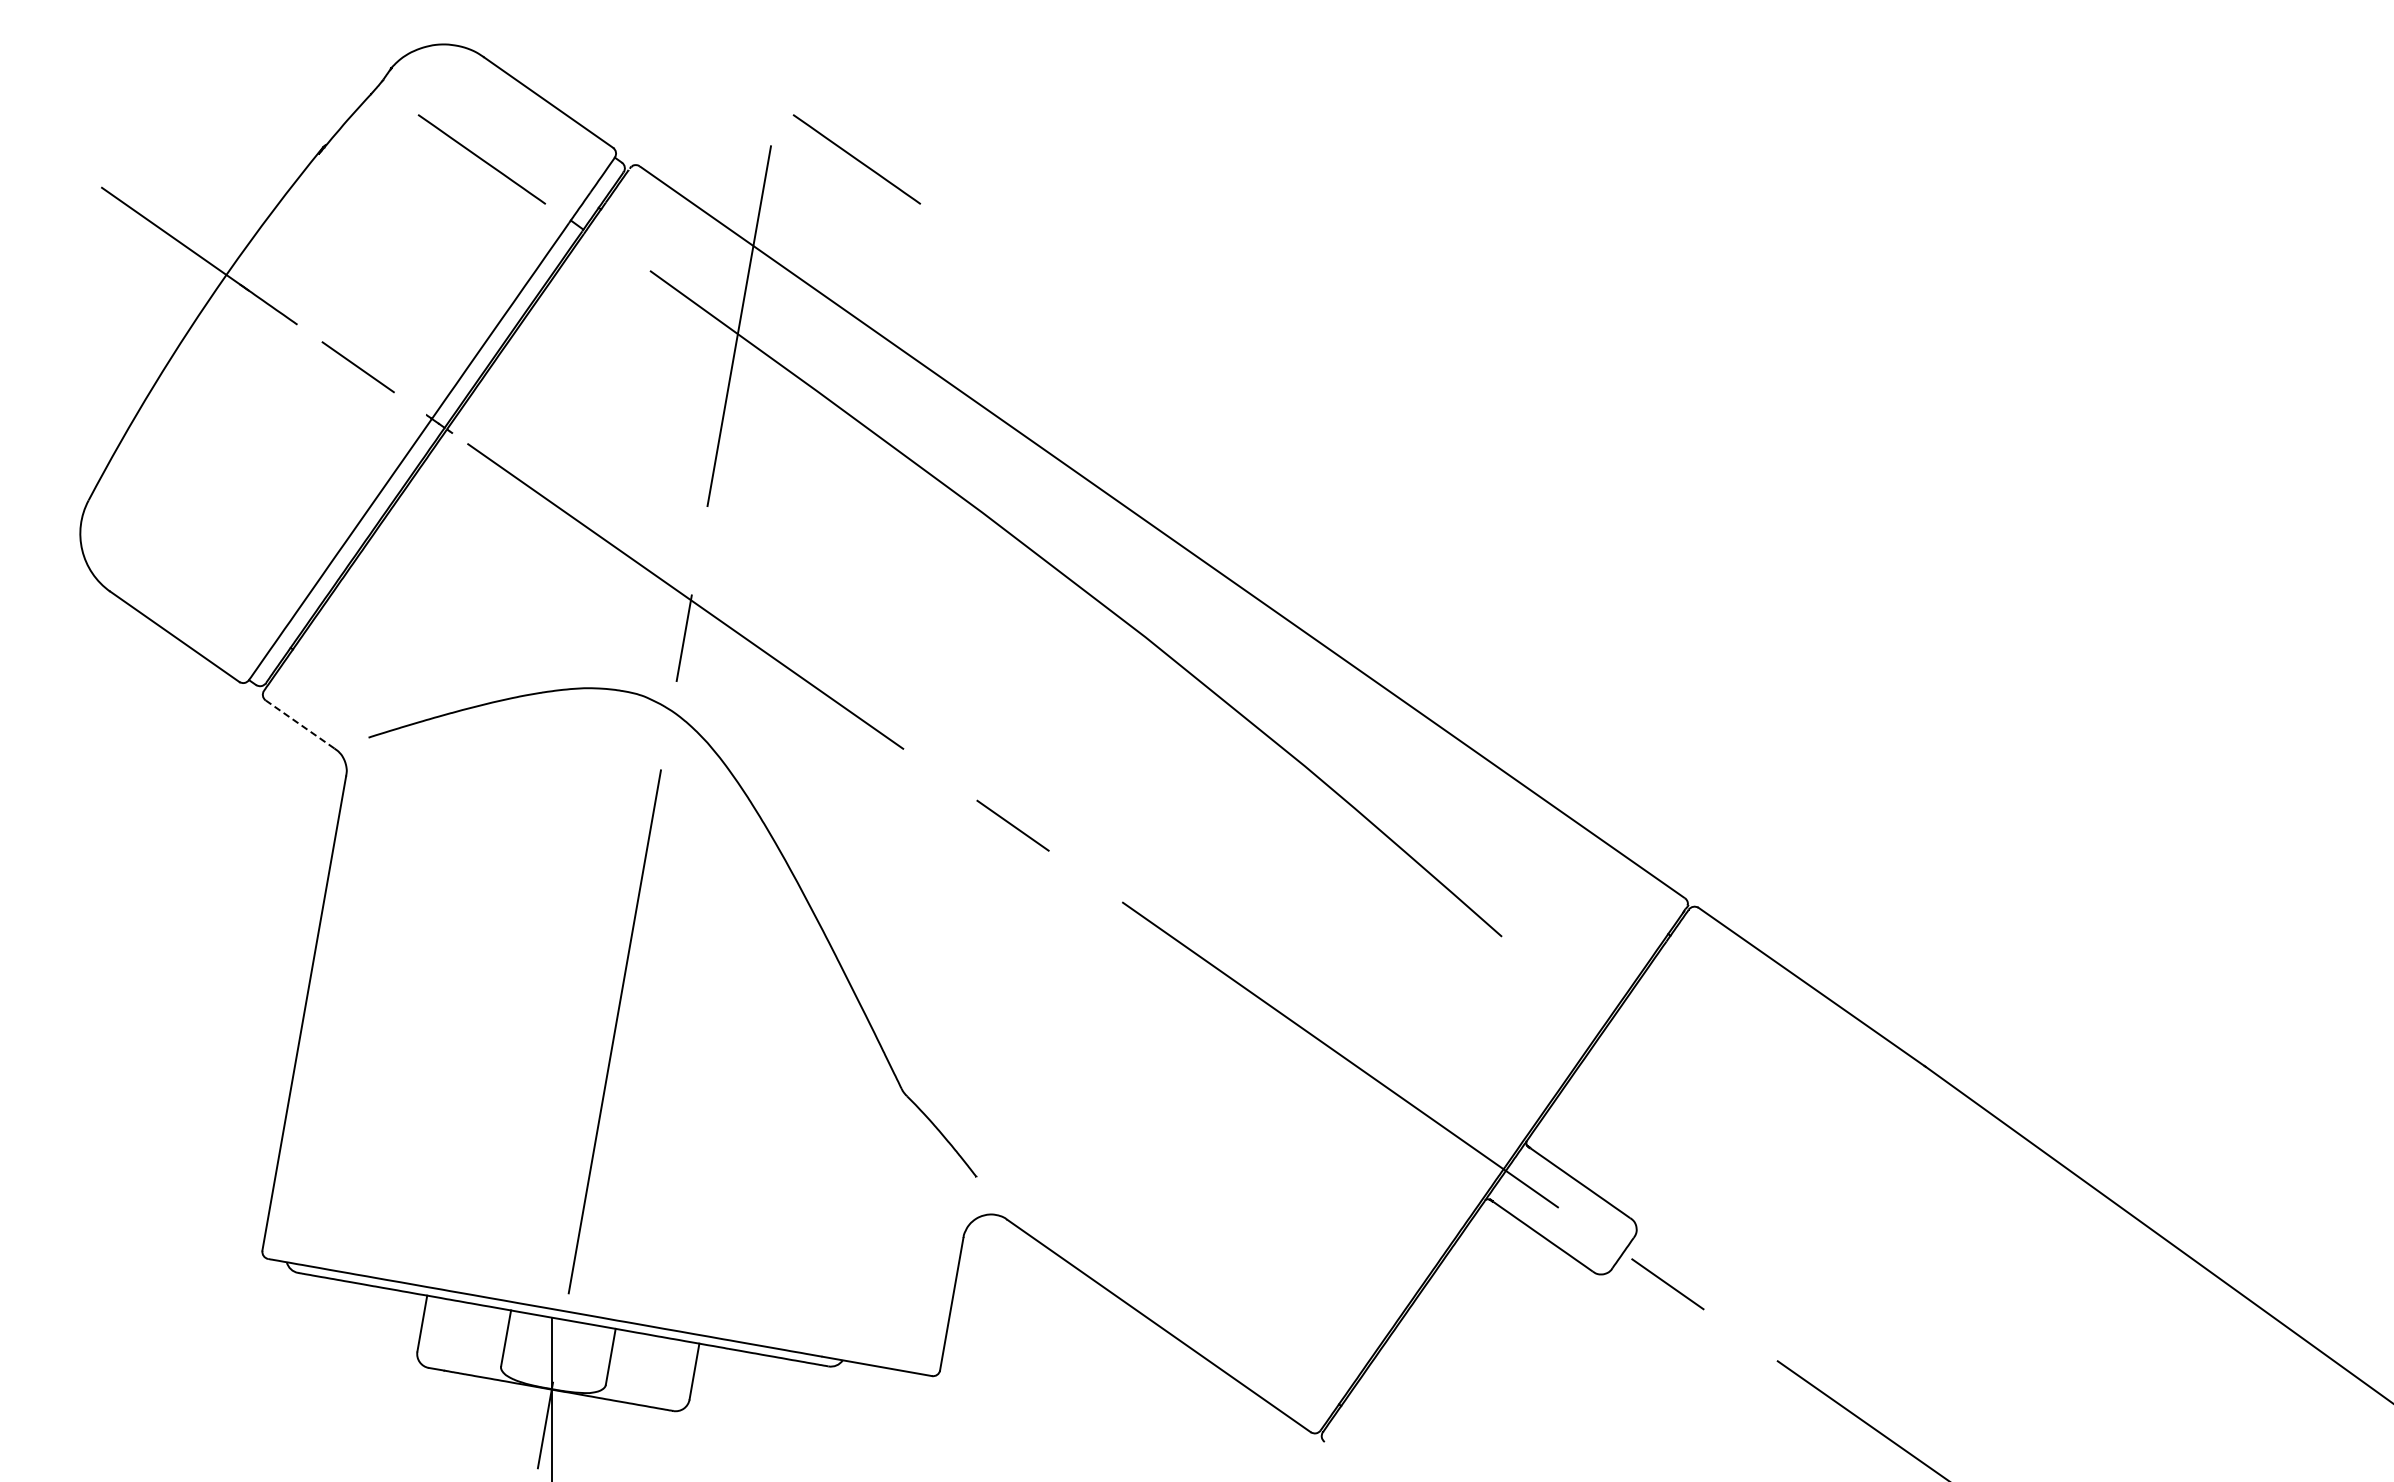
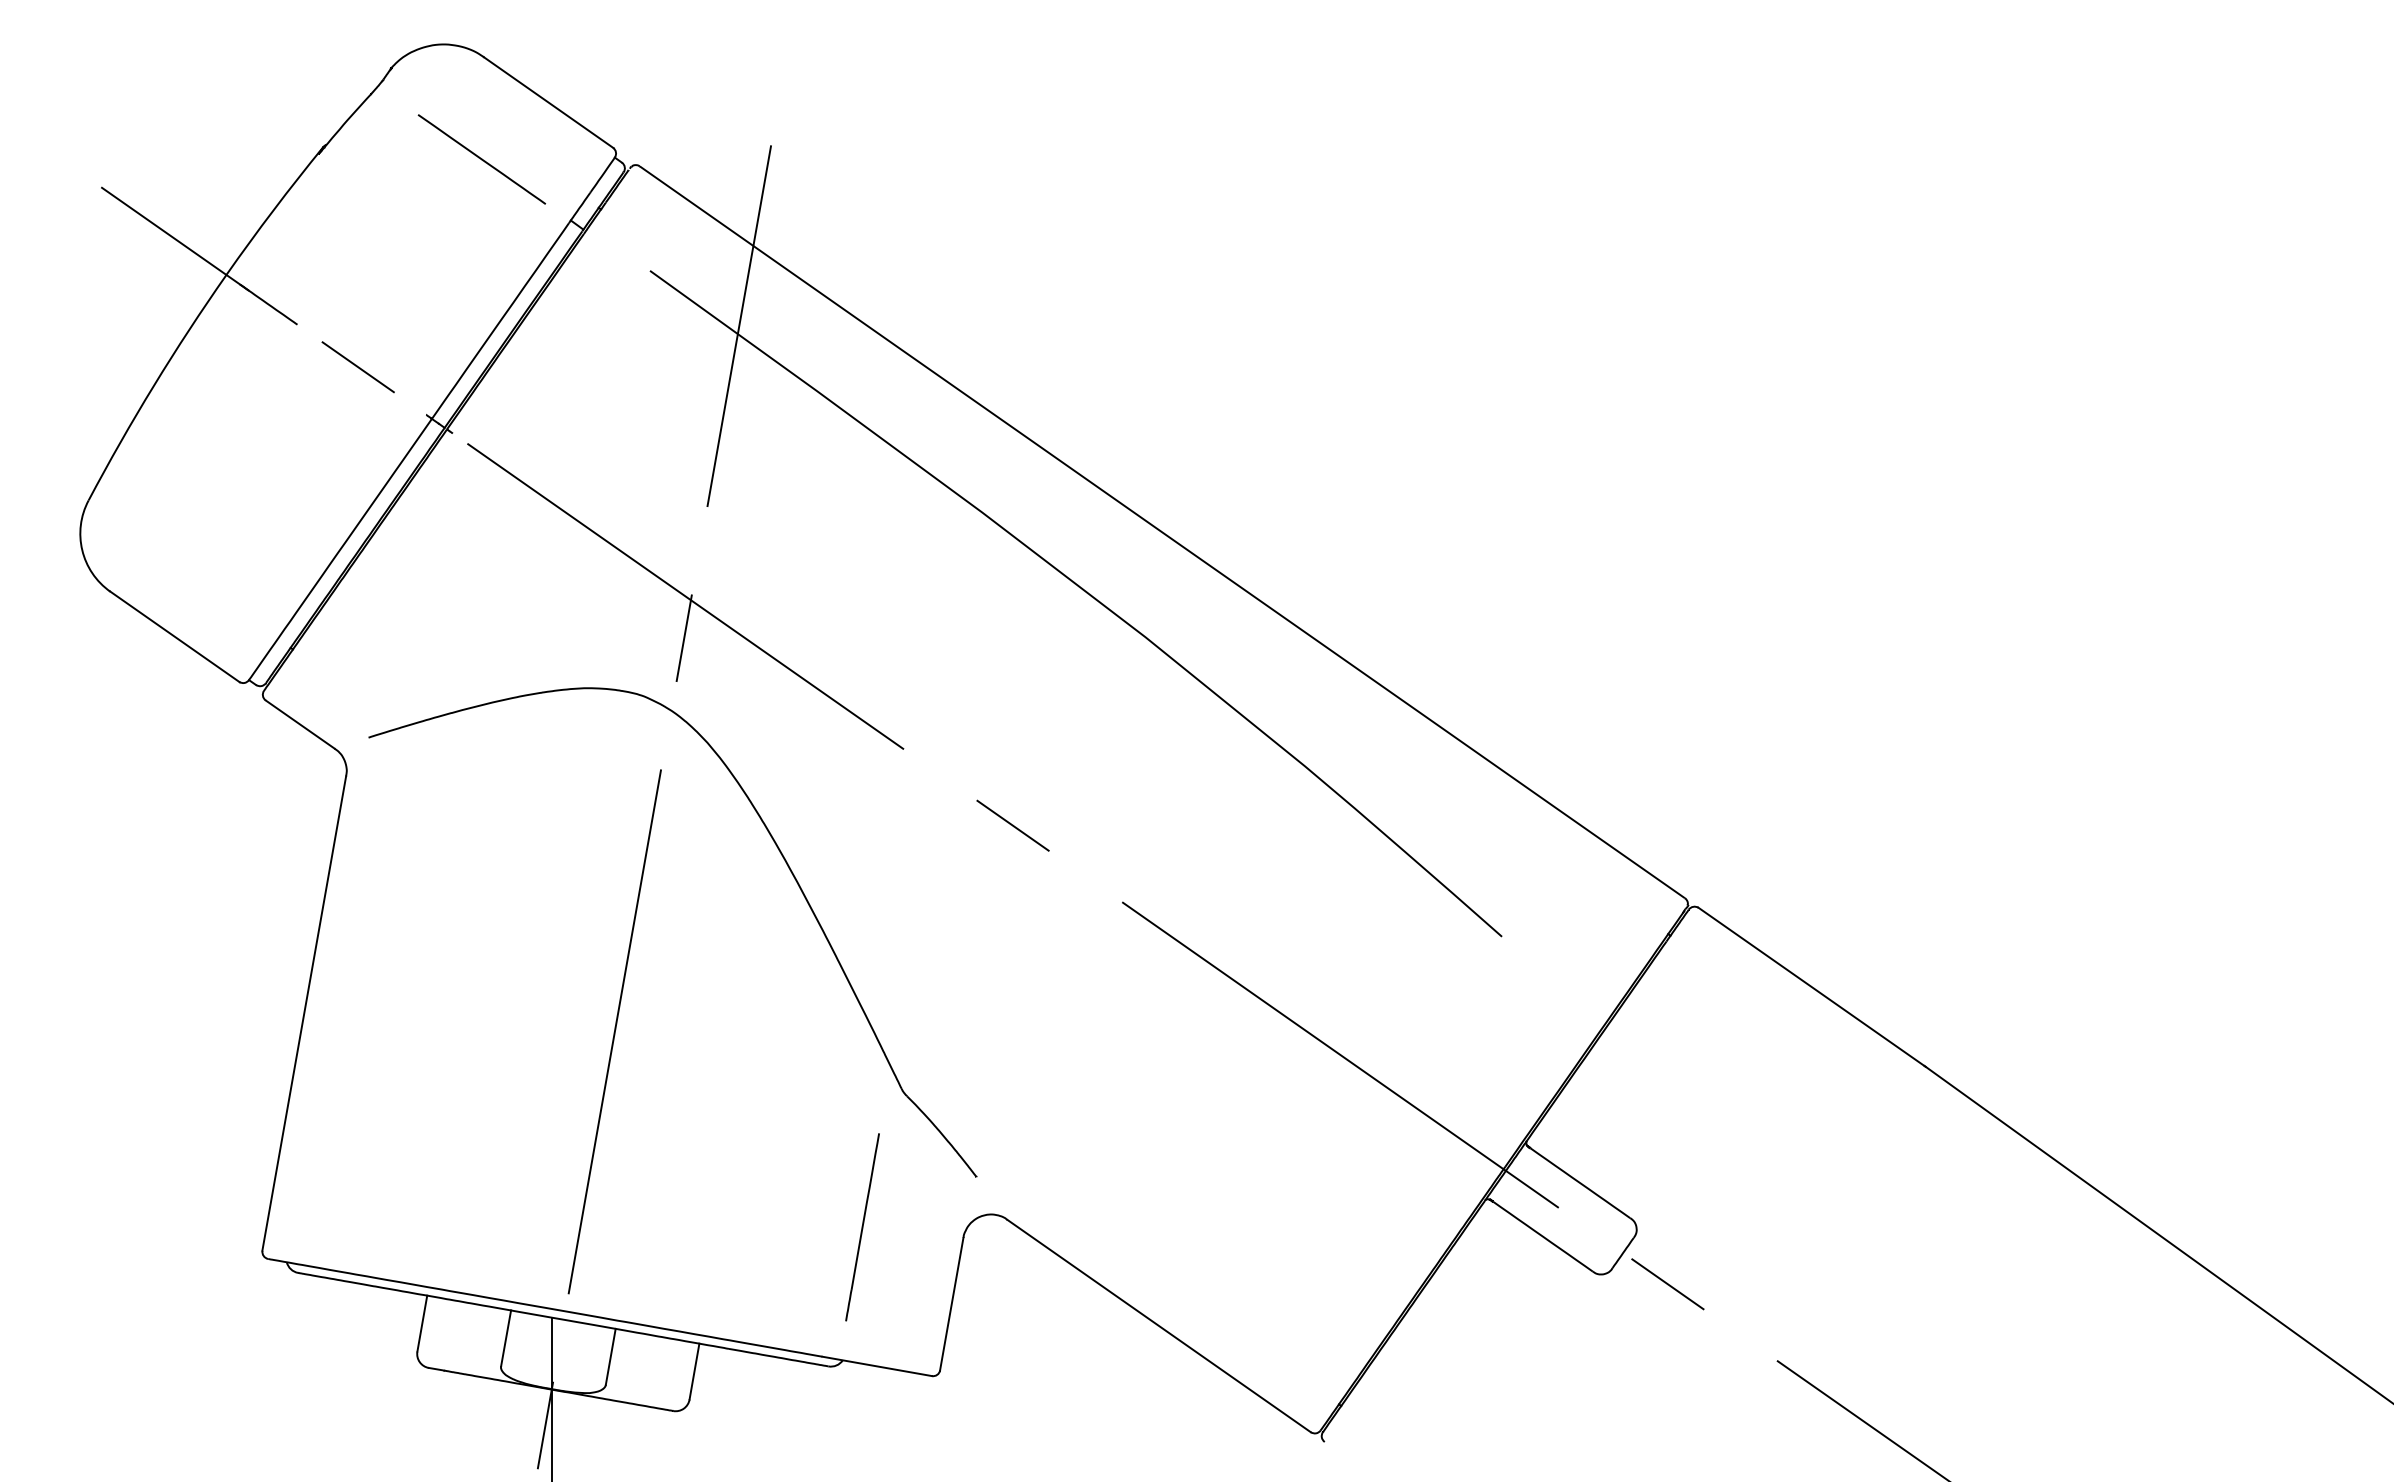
line: present -> none (856, 159)
line: dashed -> solid (300, 724)
line: none -> present (862, 1227)
